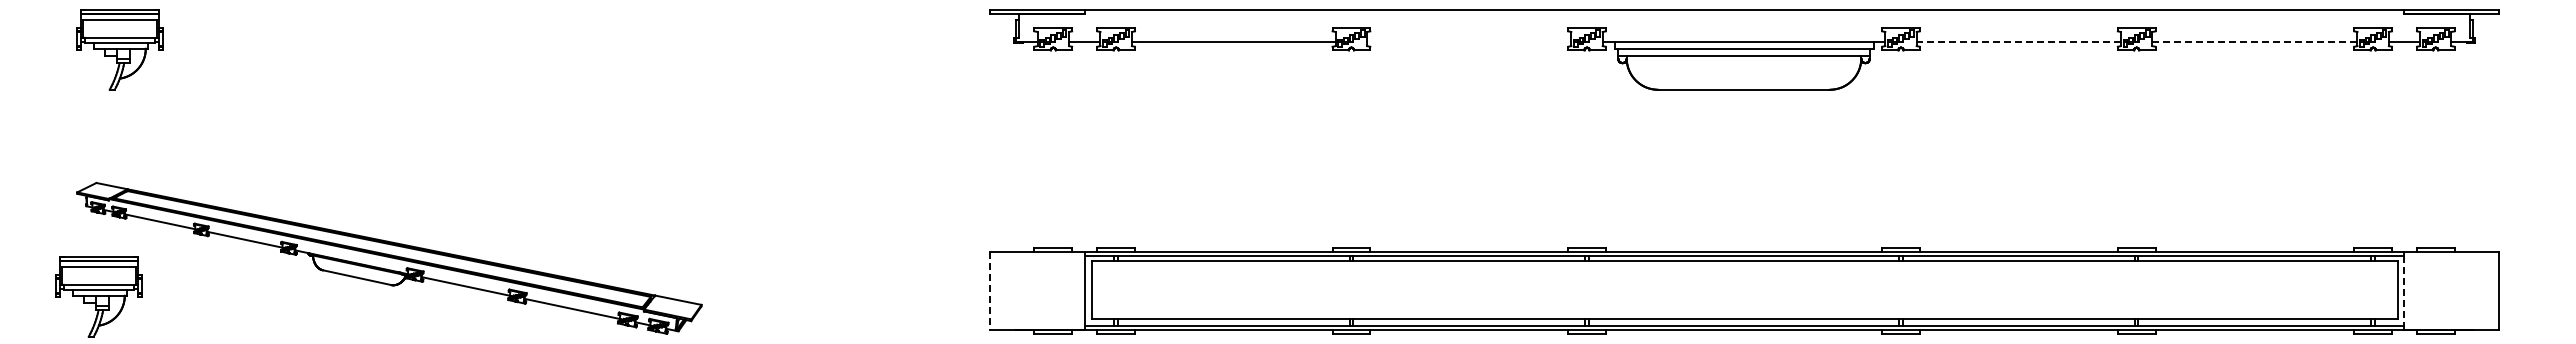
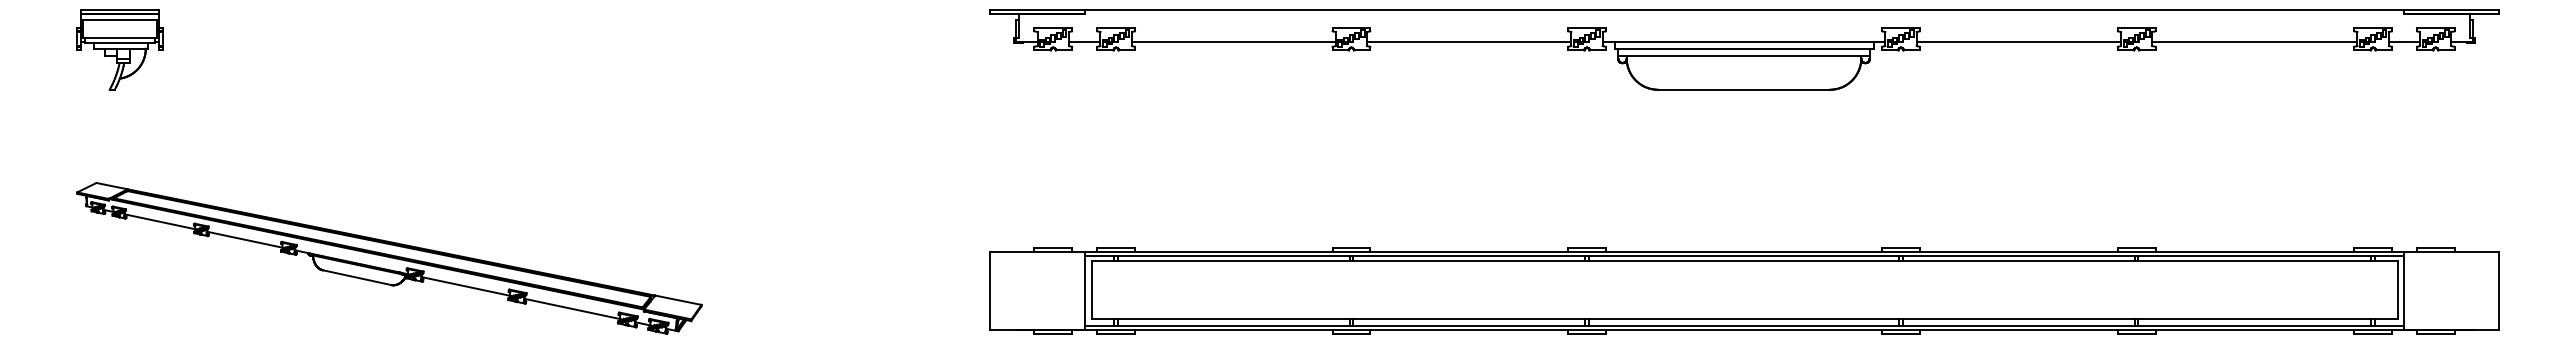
line: none -> present (1469, 41)
line: dashed -> solid (2018, 41)
line: dashed -> solid (2254, 41)
line: dashed -> solid (990, 290)
line: dashed -> solid (2403, 291)
part: present -> none (98, 296)
